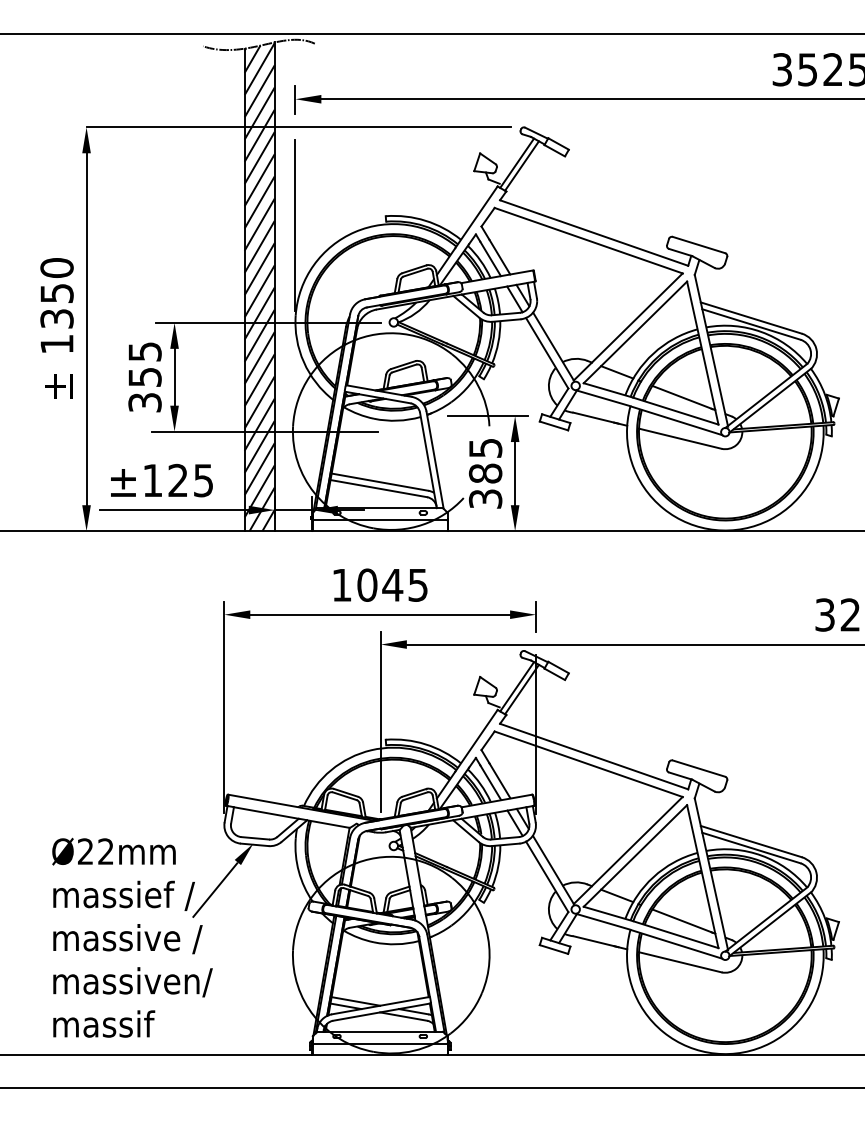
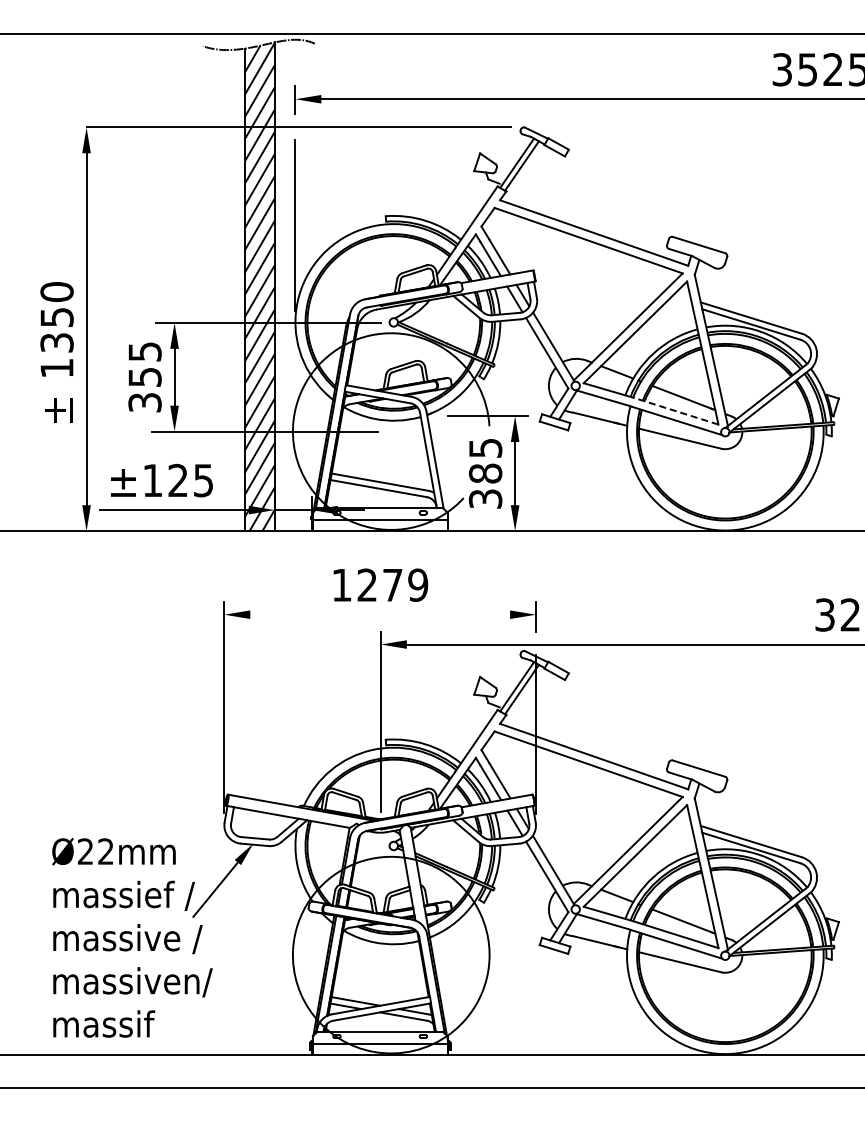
text position: (56, 328) -> (56, 352) (56, 352)
line: solid -> dashed (675, 411)
text: 1045 -> 1279 (392, 584)
line: present -> none (380, 614)
